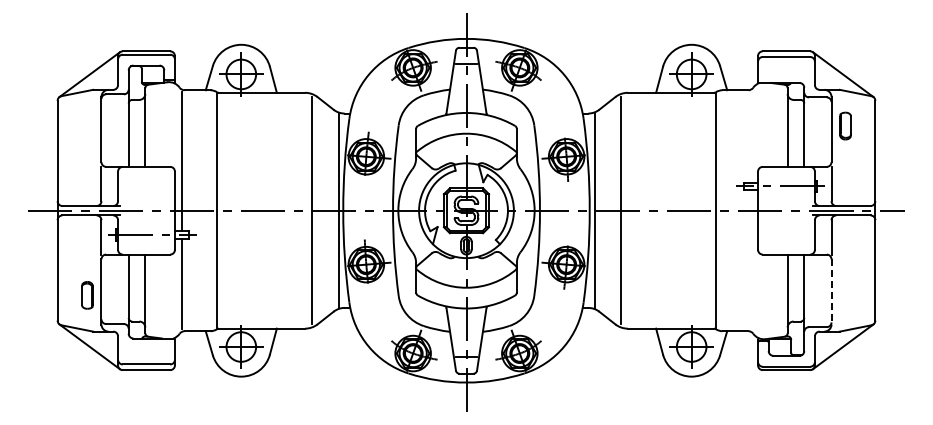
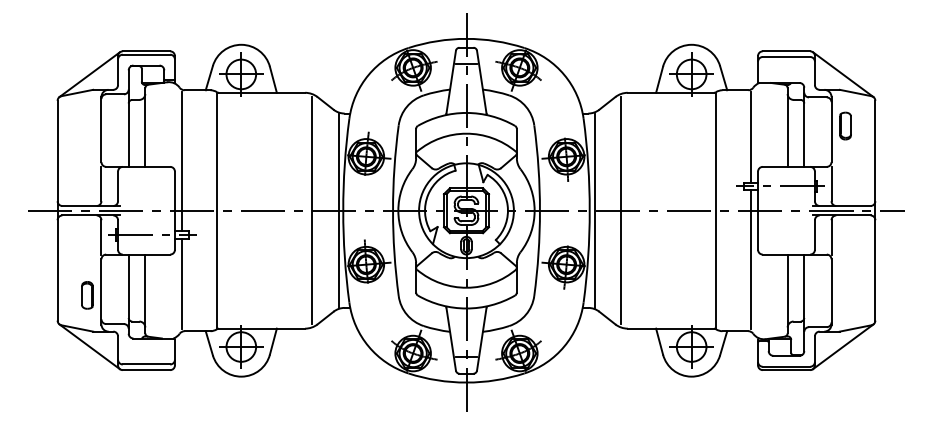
line: none -> present (750, 137)
line: none -> present (750, 259)
line: dashed -> solid (831, 291)
